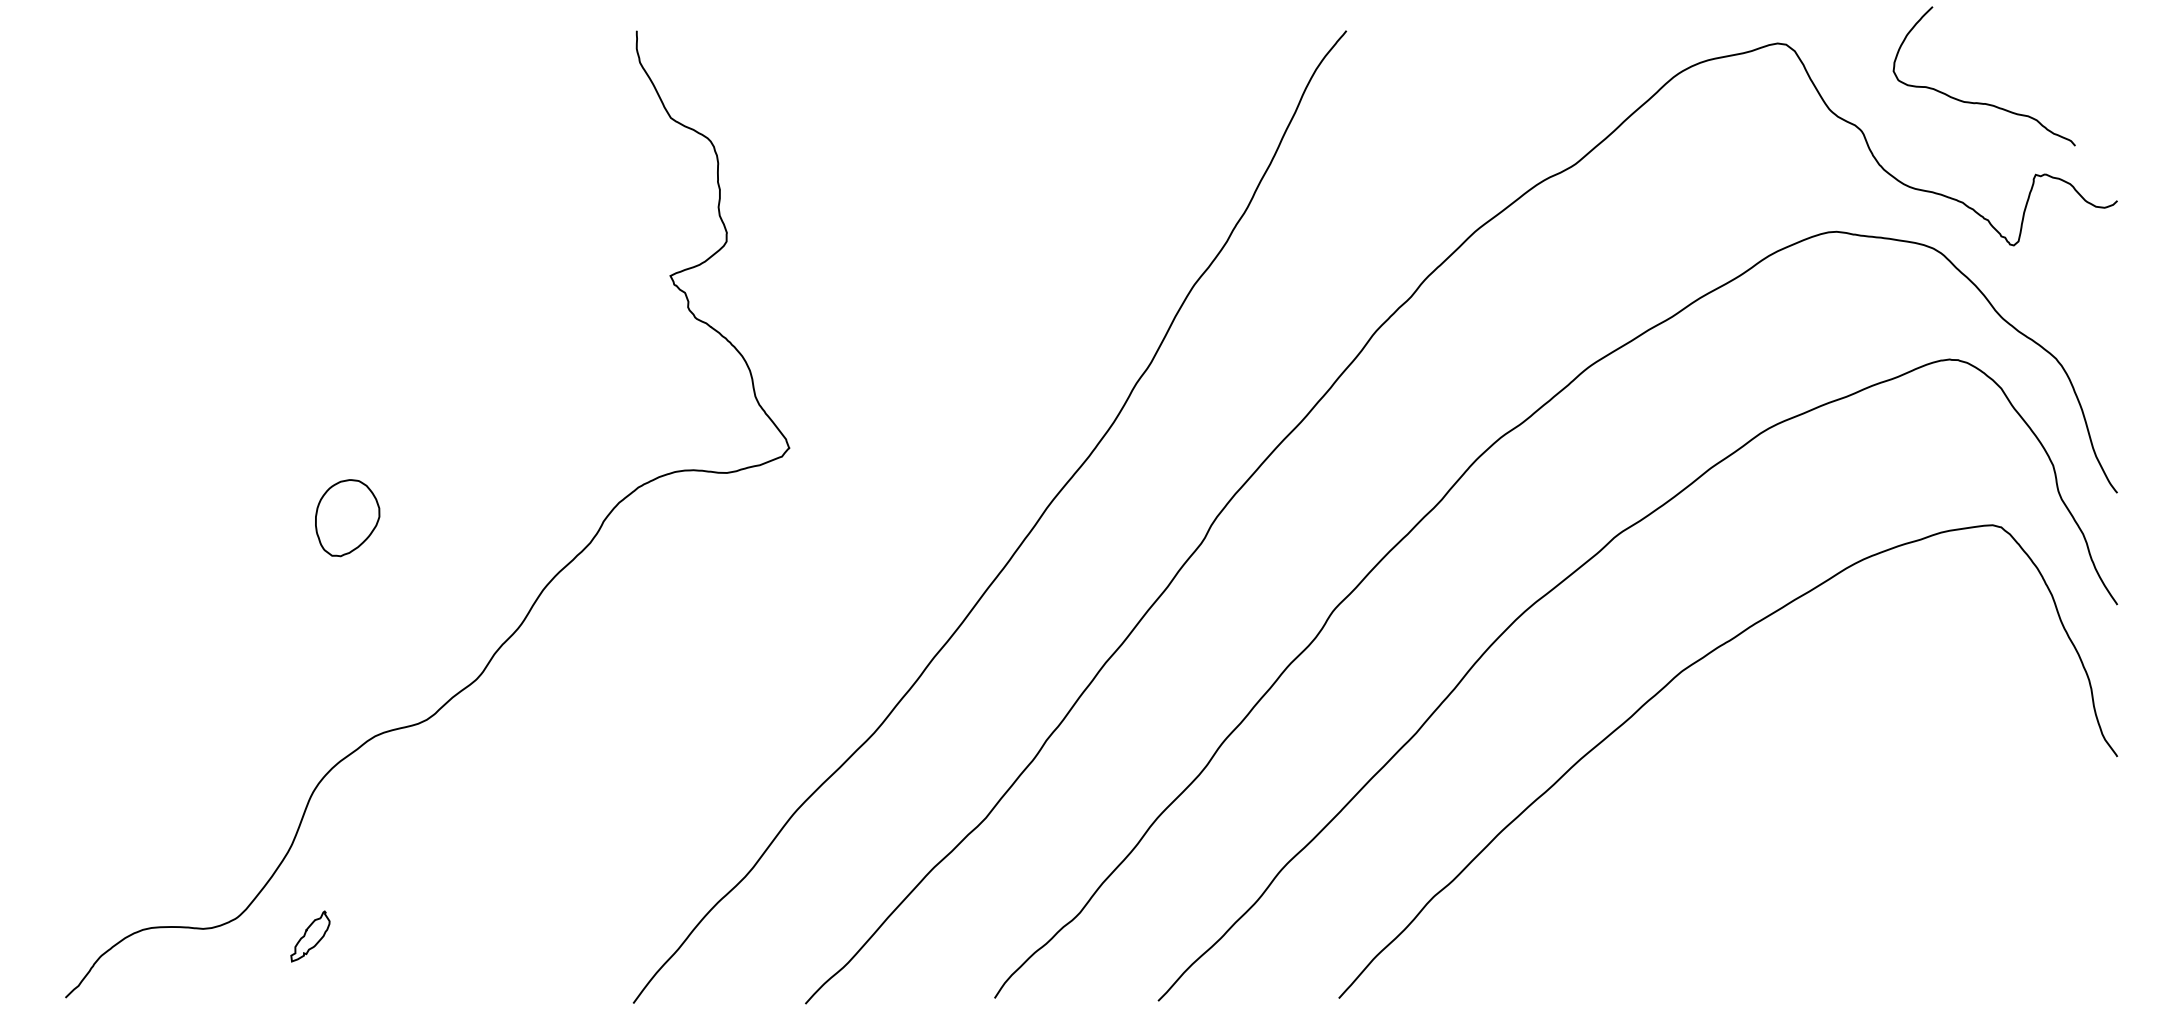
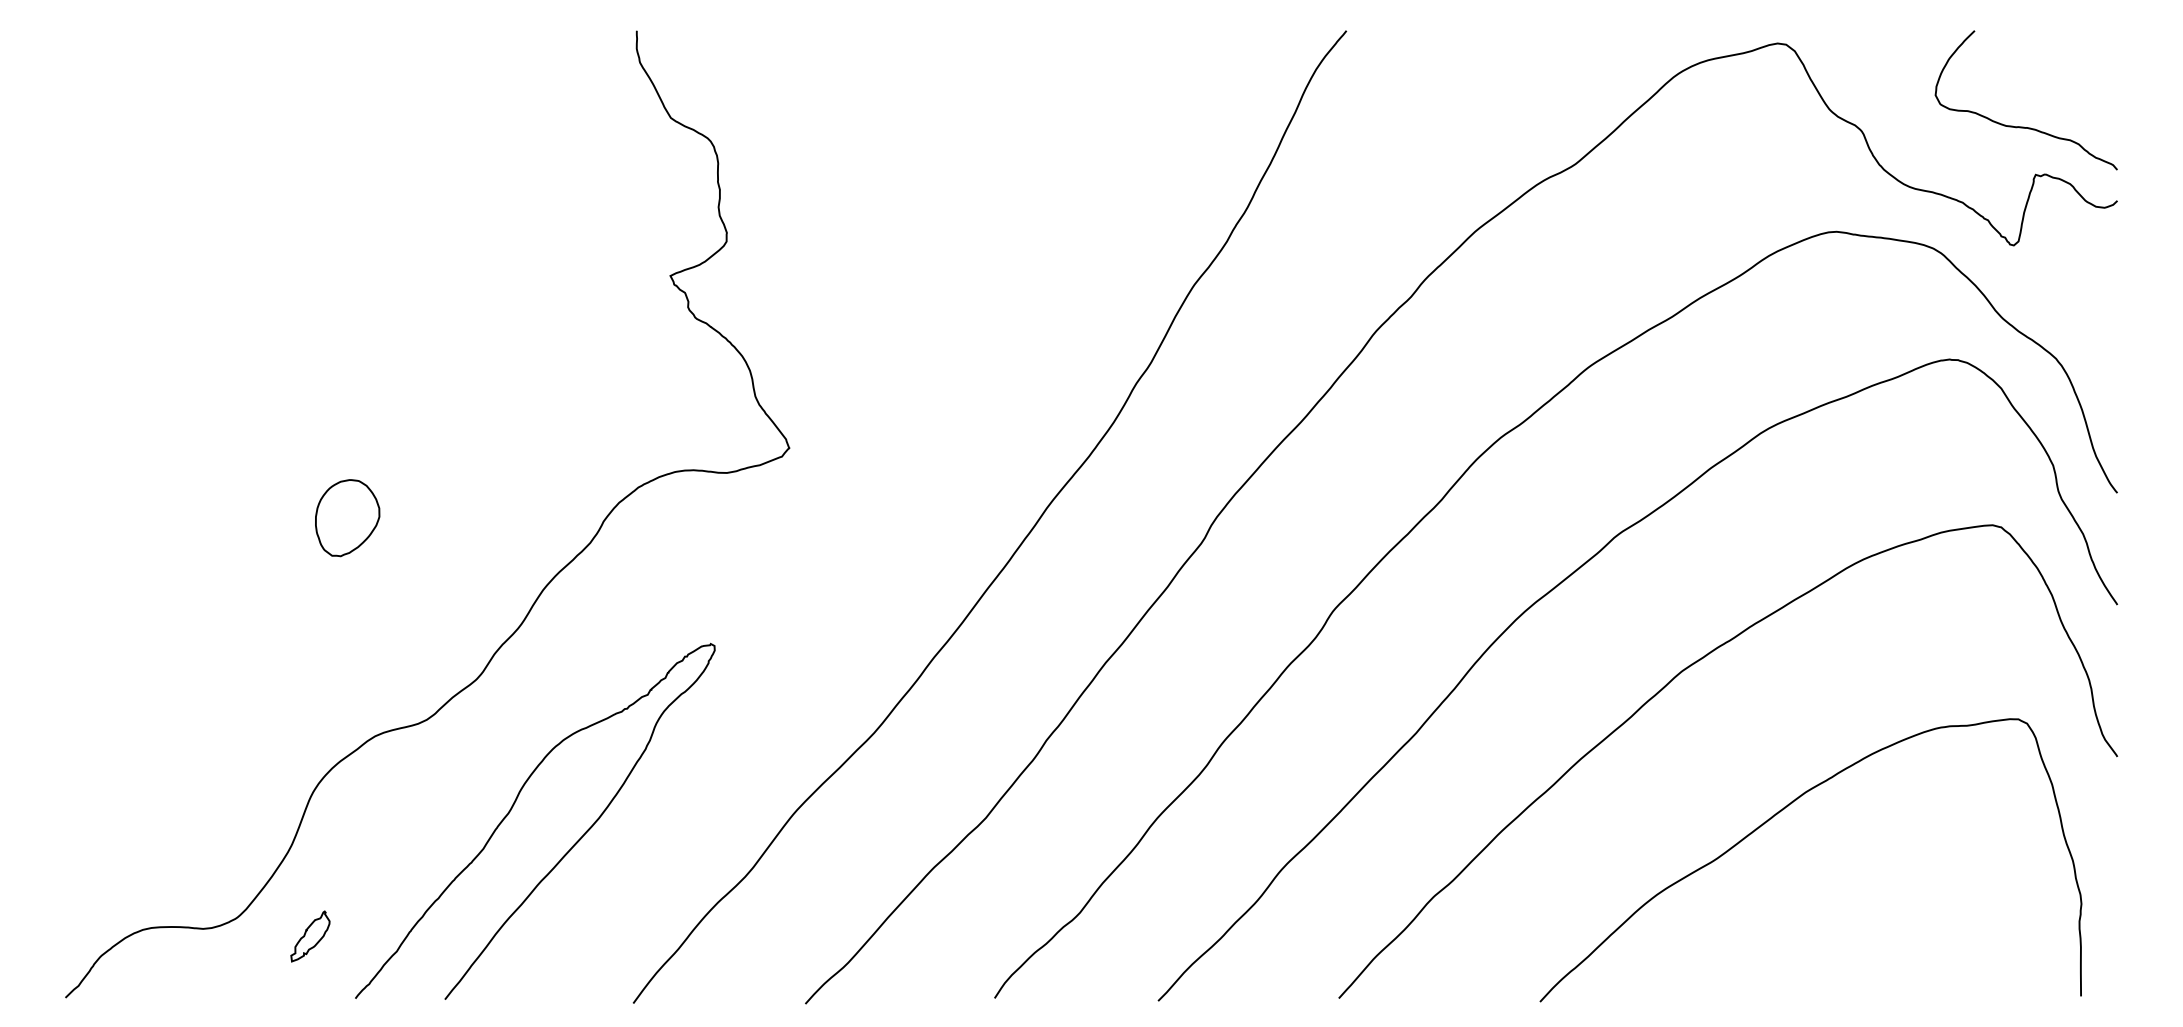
curve position: (1982, 102) -> (2024, 126) (2024, 126)
curve: none -> present (514, 805)
curve: none -> present (1776, 815)
